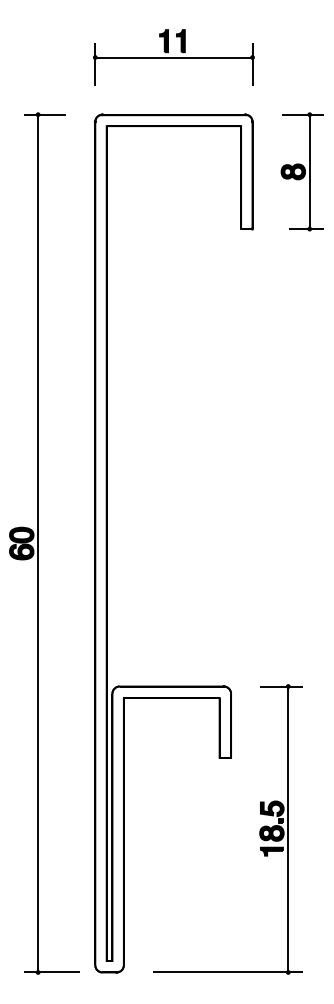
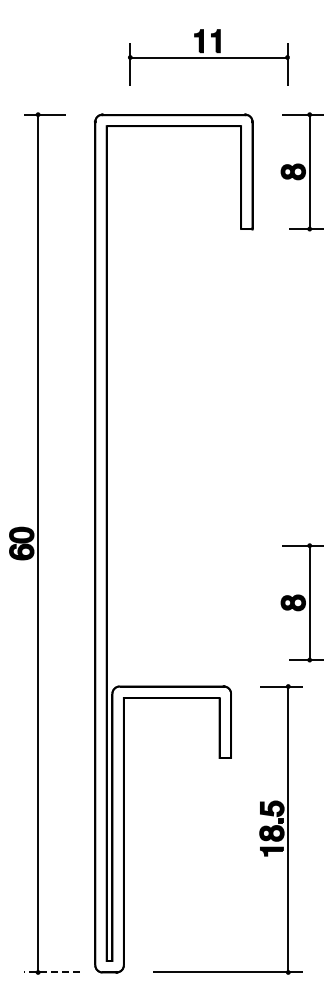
part position: (173, 57) -> (208, 57) (208, 57)
part: none -> present (301, 602)
line: solid -> dashed (51, 972)
